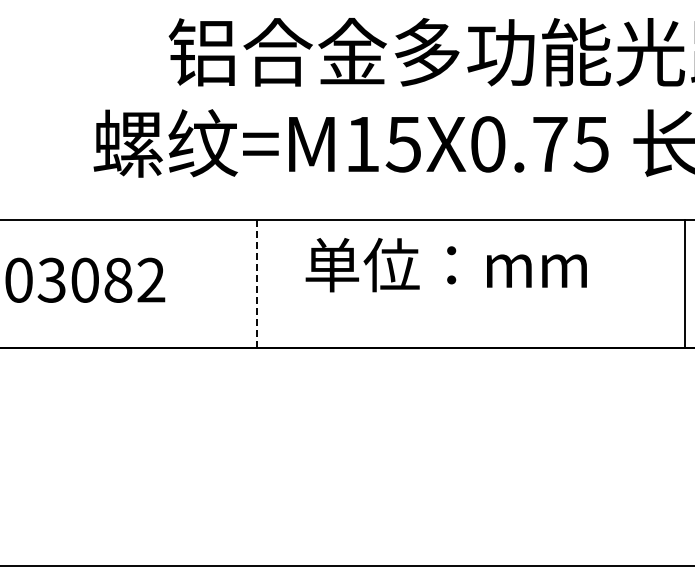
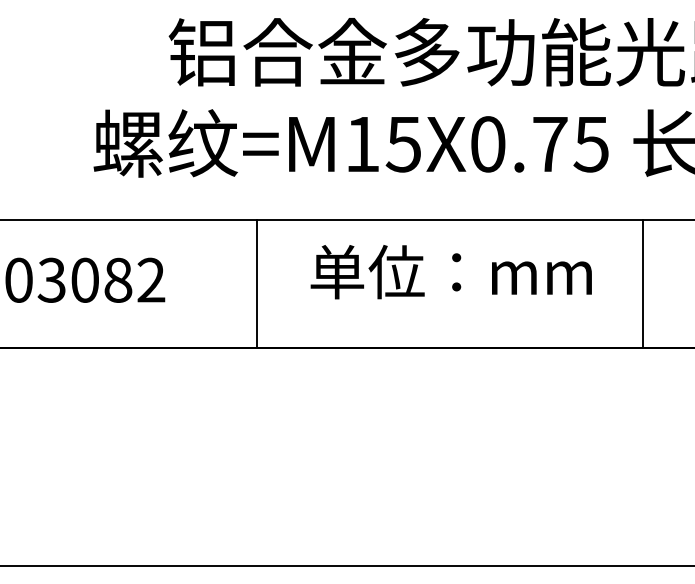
text position: (445, 265) -> (450, 272) (450, 272)
line: dashed -> solid (257, 283)
line position: (684, 283) -> (642, 283) (642, 283)
